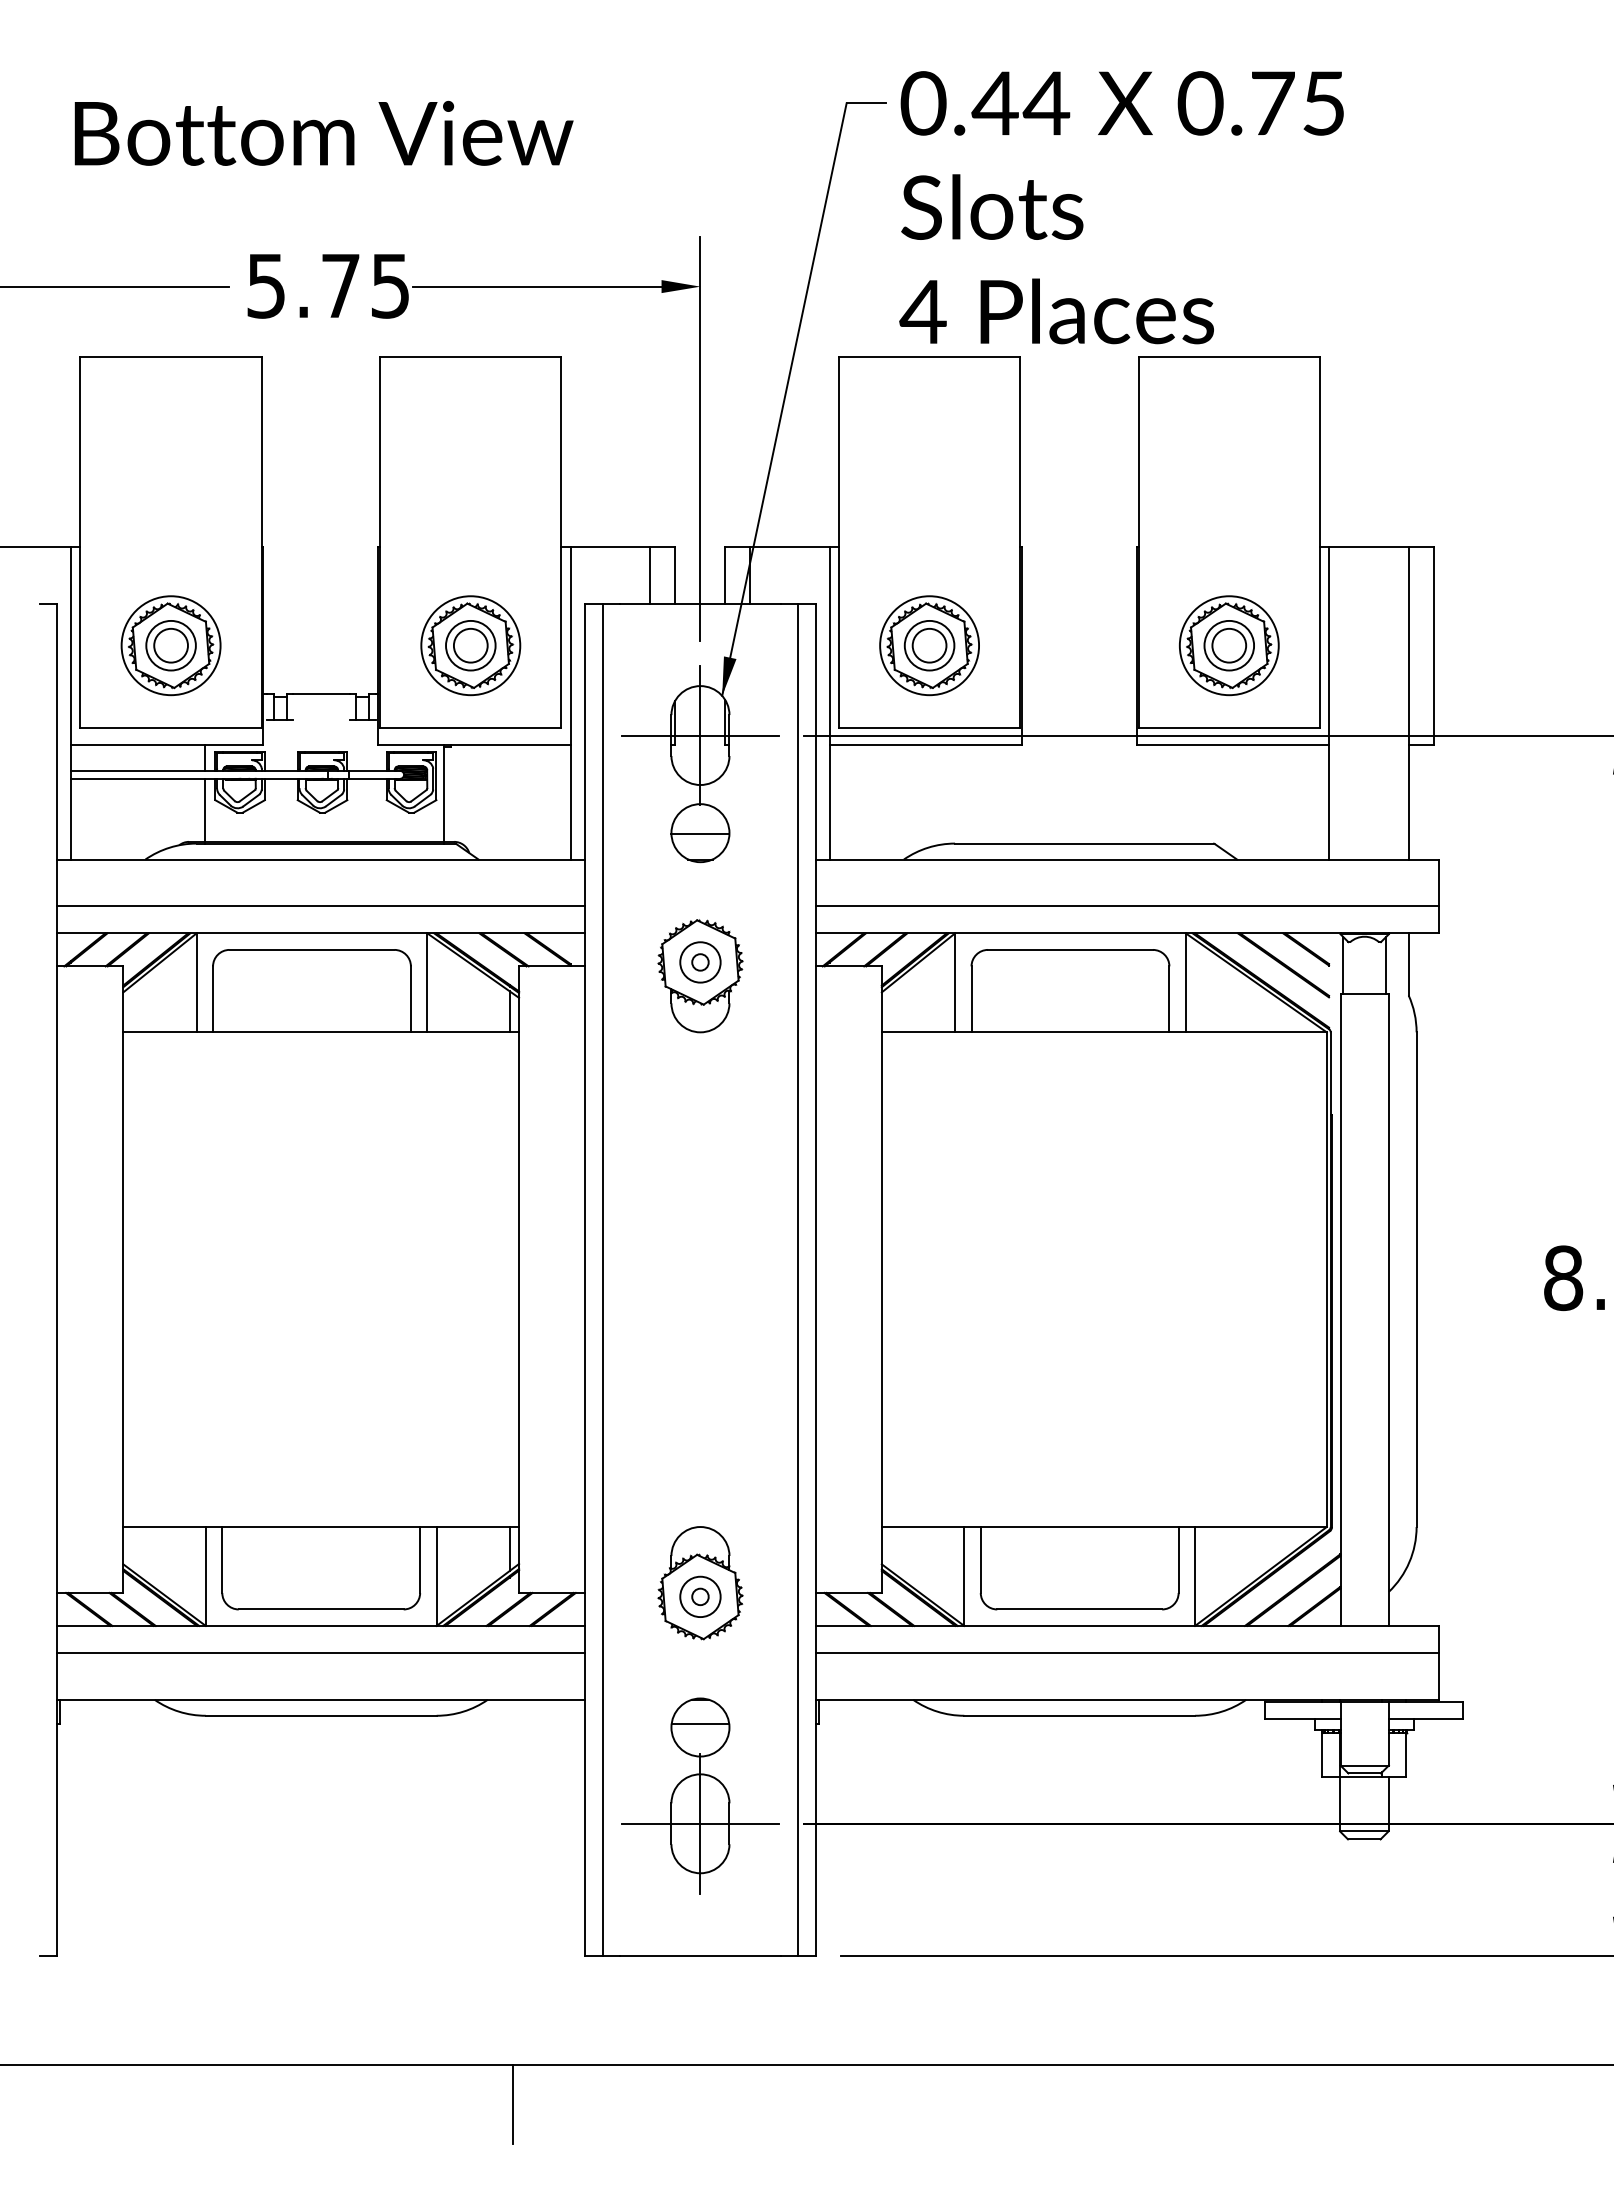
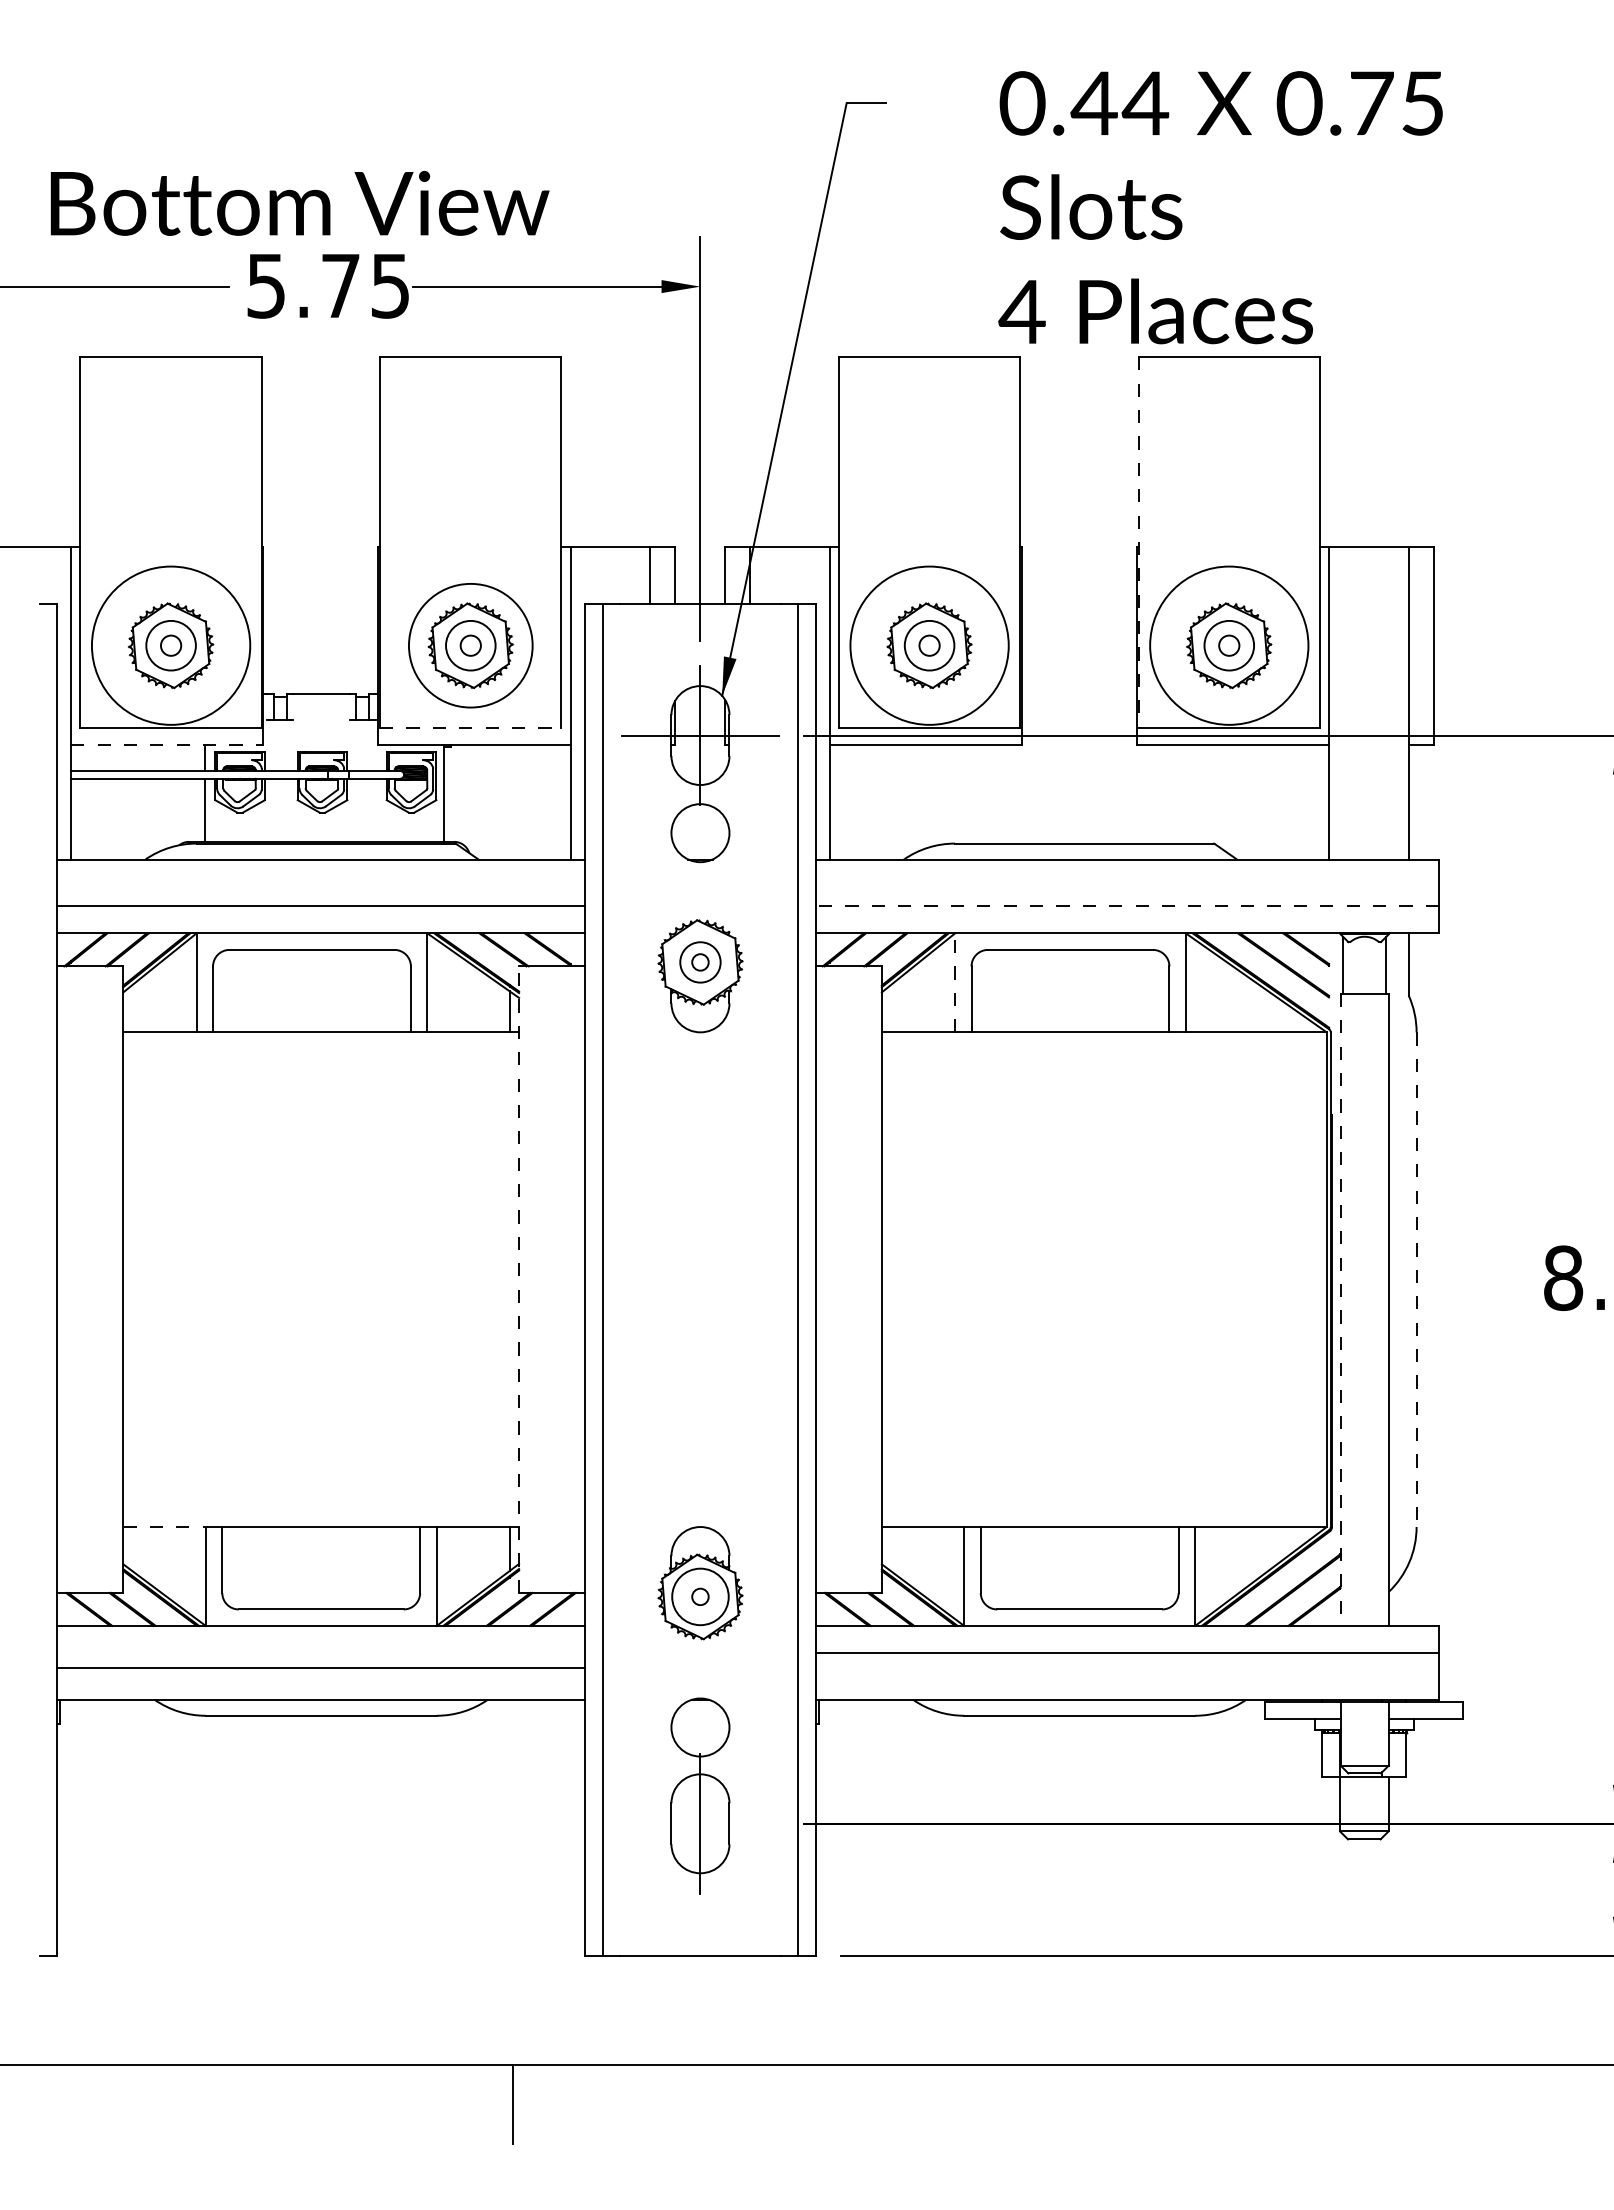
text position: (323, 132) -> (299, 202) (299, 202)
text position: (1121, 207) -> (1220, 207) (1220, 207)
line: solid -> dashed (1138, 543)
circle diameter: 34 px -> 20 px (170, 645)
circle diameter: 99 px -> 158 px (170, 645)
circle diameter: 34 px -> 20 px (470, 645)
circle diameter: 99 px -> 124 px (470, 645)
circle diameter: 34 px -> 20 px (929, 645)
circle diameter: 99 px -> 158 px (929, 645)
circle diameter: 99 px -> 158 px (1229, 645)
circle diameter: 34 px -> 20 px (1229, 645)
line: solid -> dashed (470, 728)
line: solid -> dashed (167, 744)
line: present -> none (700, 834)
line: solid -> dashed (1127, 906)
line: solid -> dashed (955, 982)
line: solid -> dashed (519, 1279)
line: solid -> dashed (1416, 1280)
line: solid -> dashed (1340, 1310)
line: solid -> dashed (165, 1527)
circle diameter: 40 px -> 57 px (700, 1596)
line position: (321, 1653) -> (321, 1668) (321, 1668)
line: present -> none (700, 1724)
line: present -> none (699, 1823)
